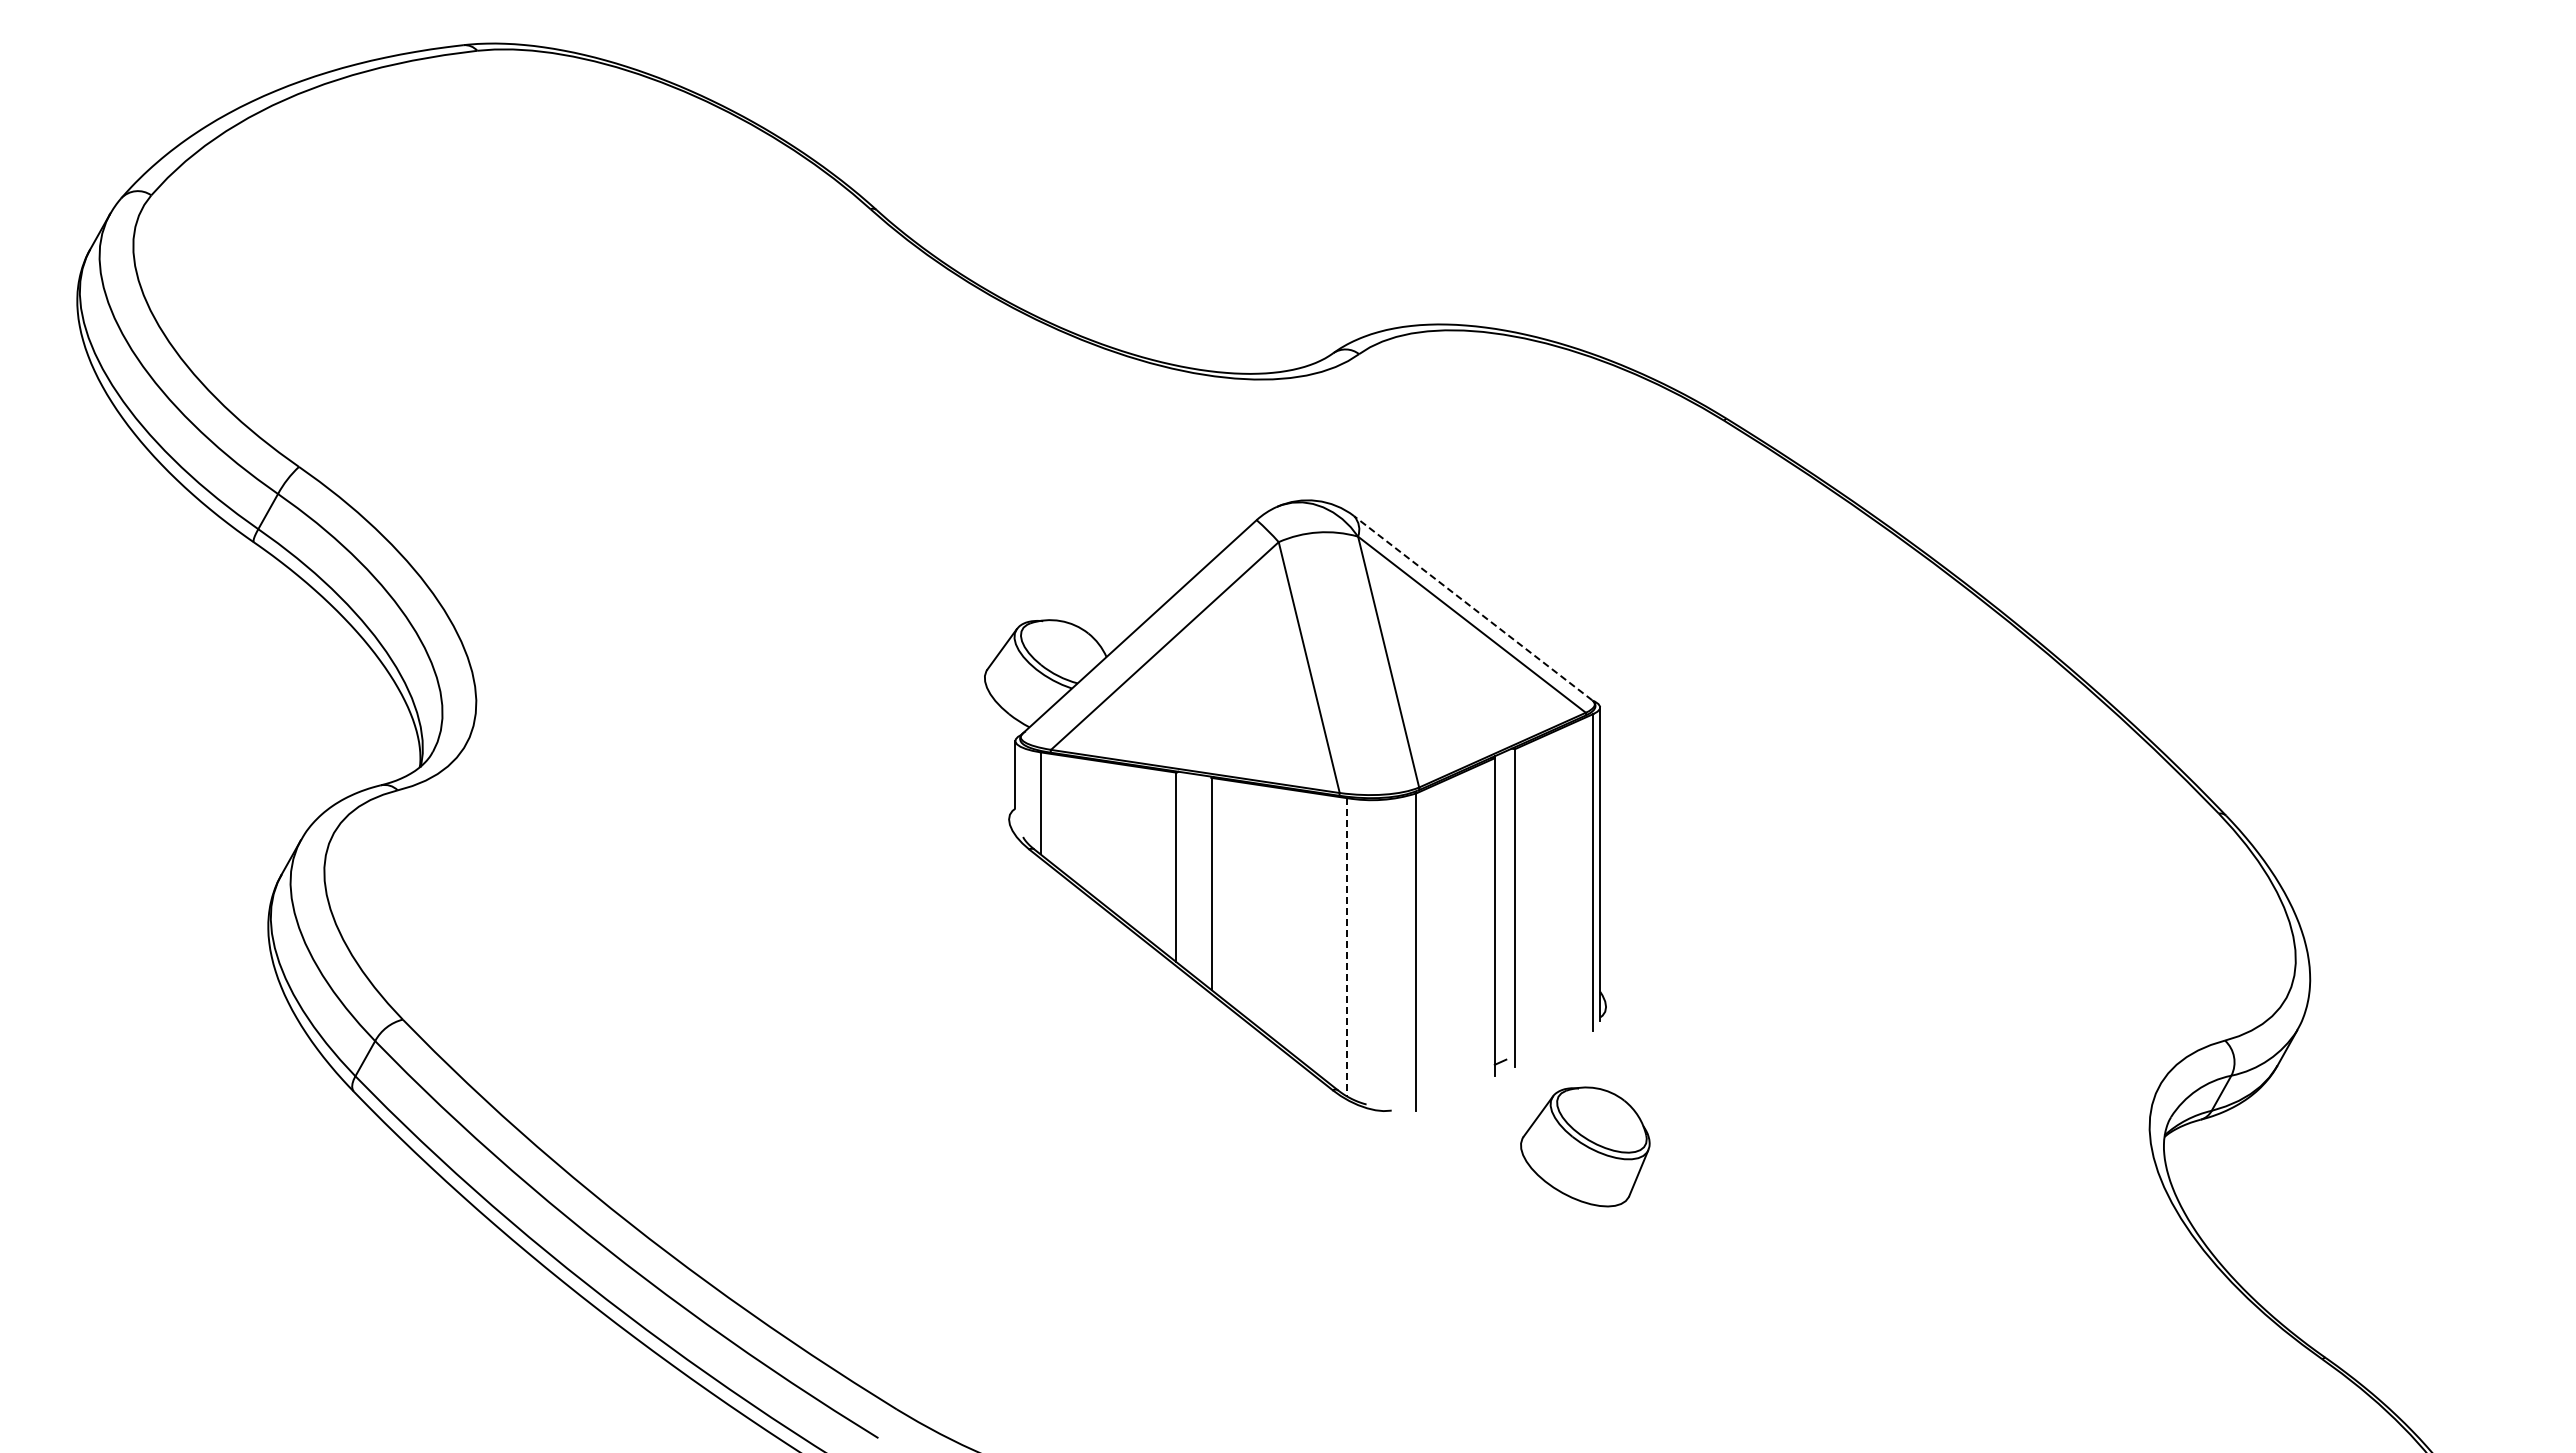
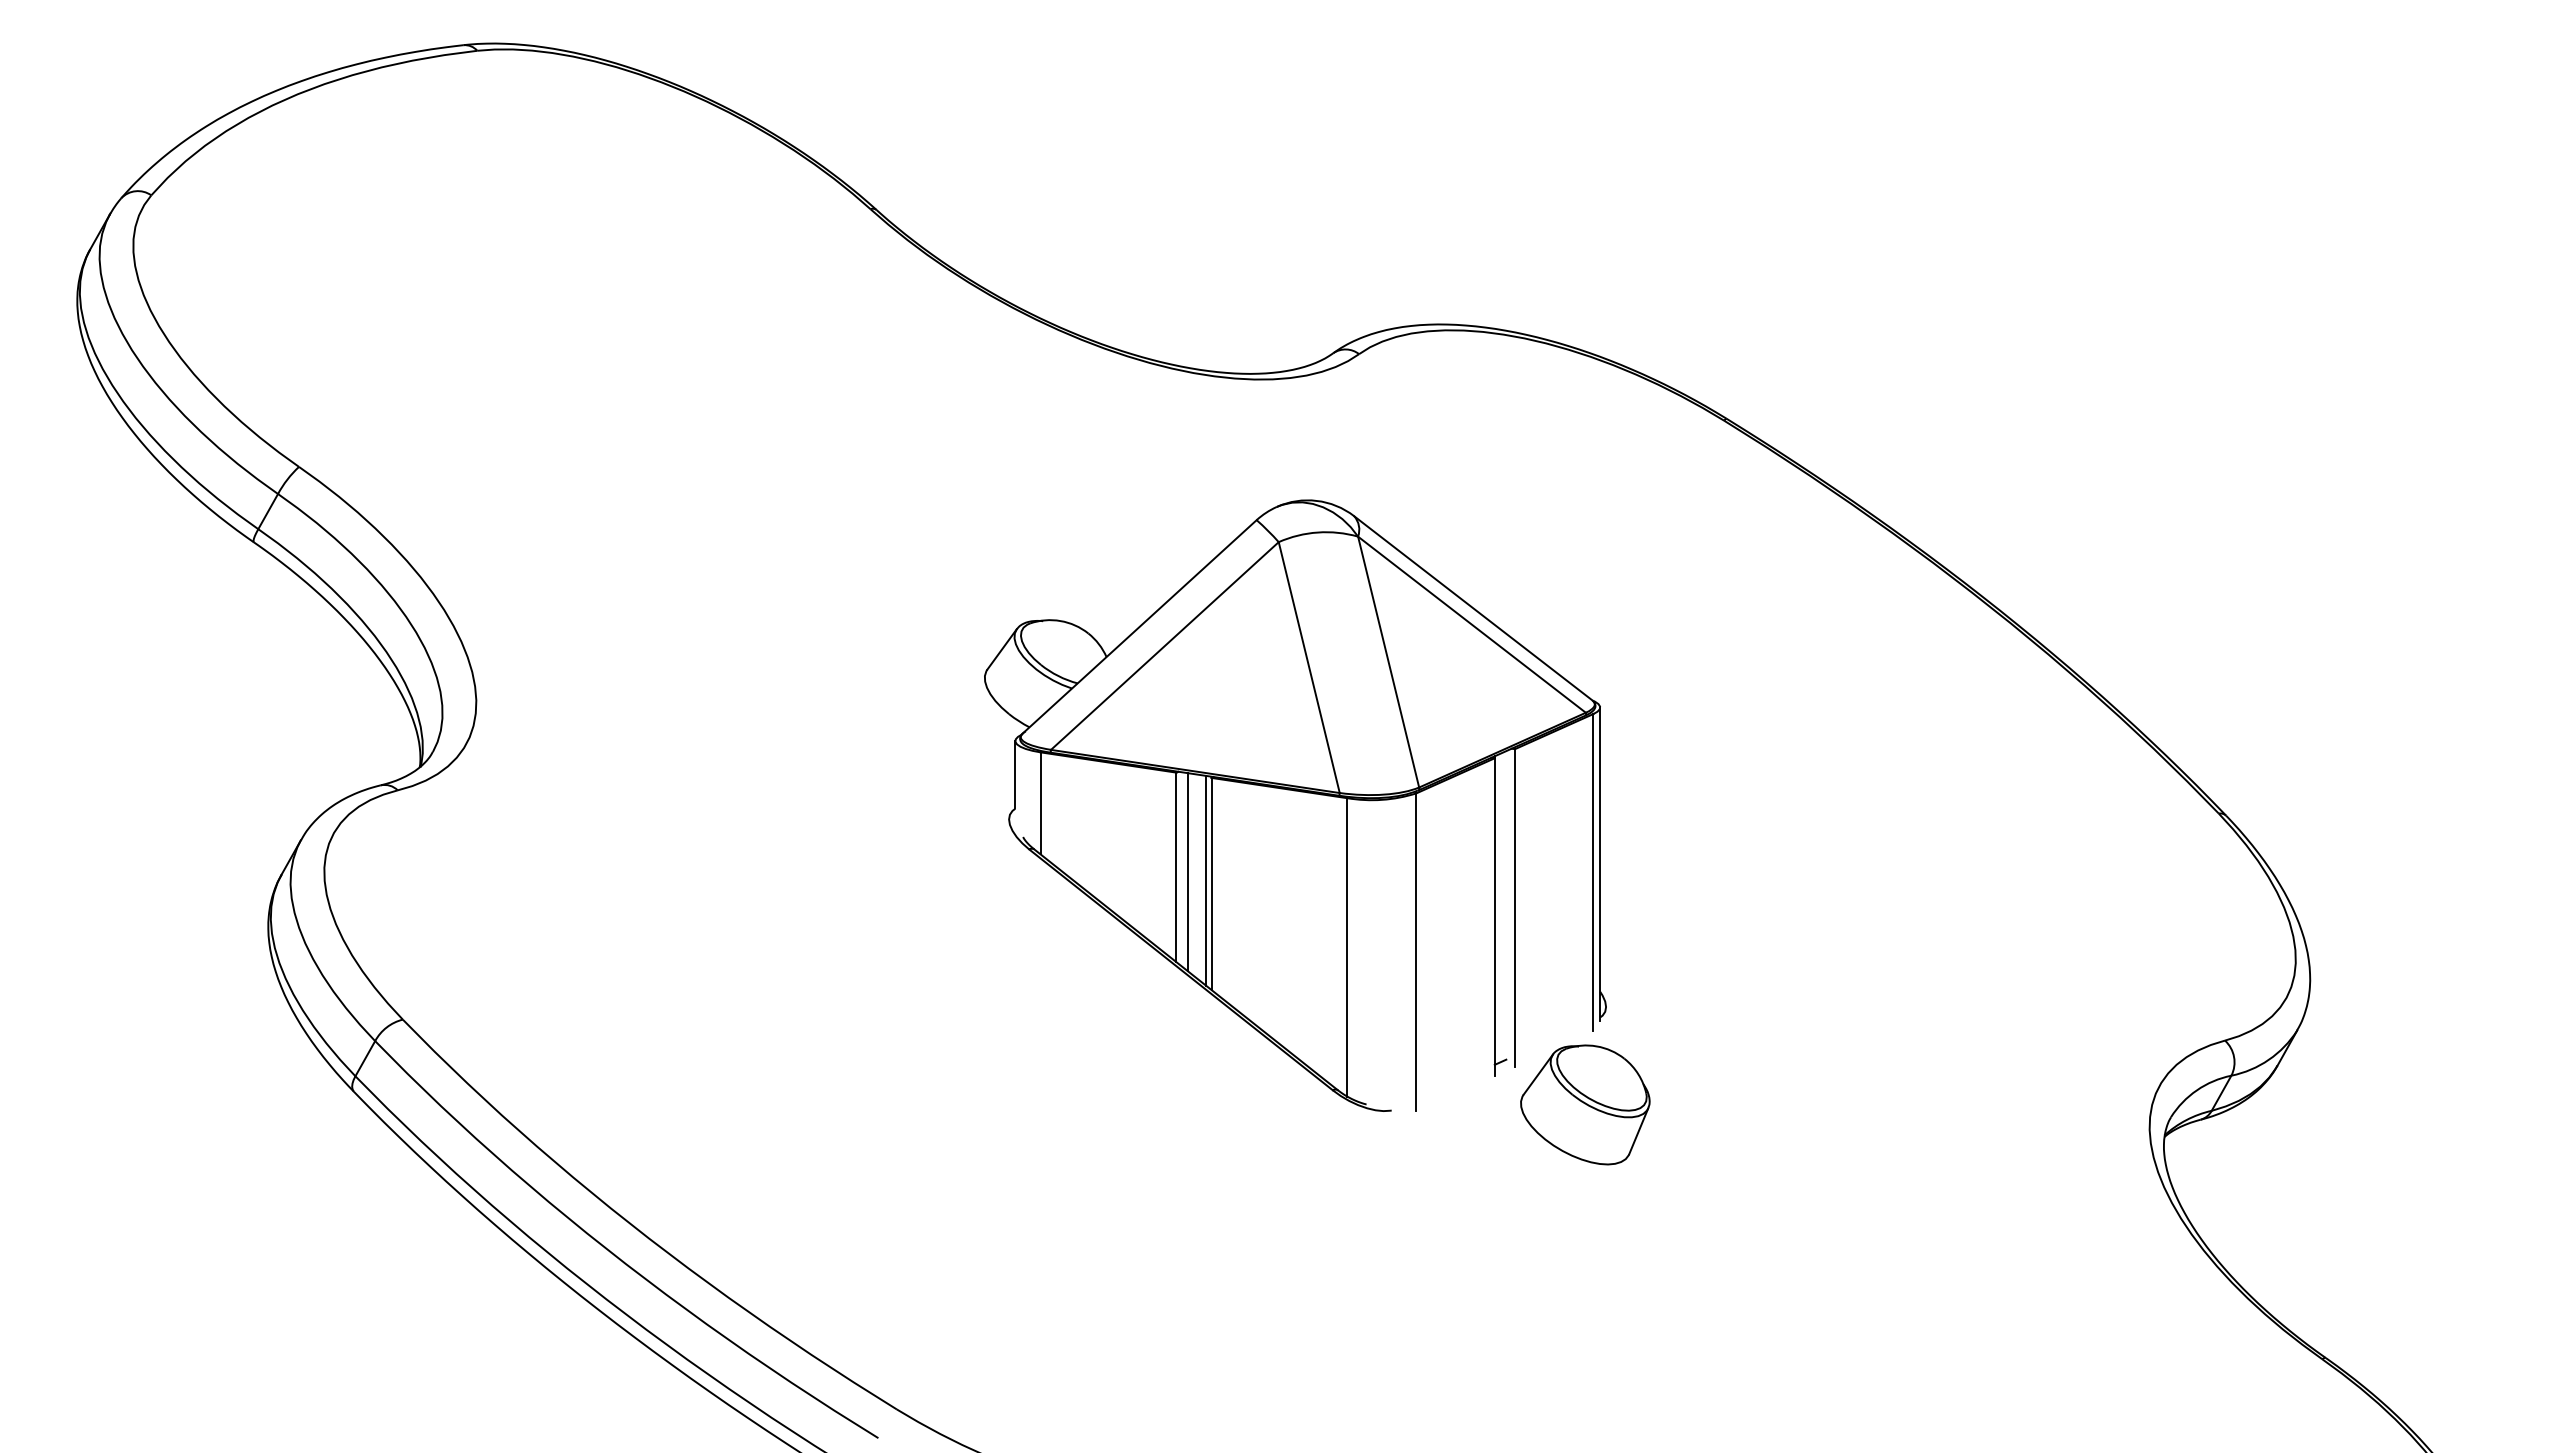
line: dashed -> solid (1472, 607)
line: none -> present (1188, 872)
line: none -> present (1206, 880)
line: dashed -> solid (1347, 947)
part position: (1585, 1146) -> (1585, 1104) (1585, 1104)
